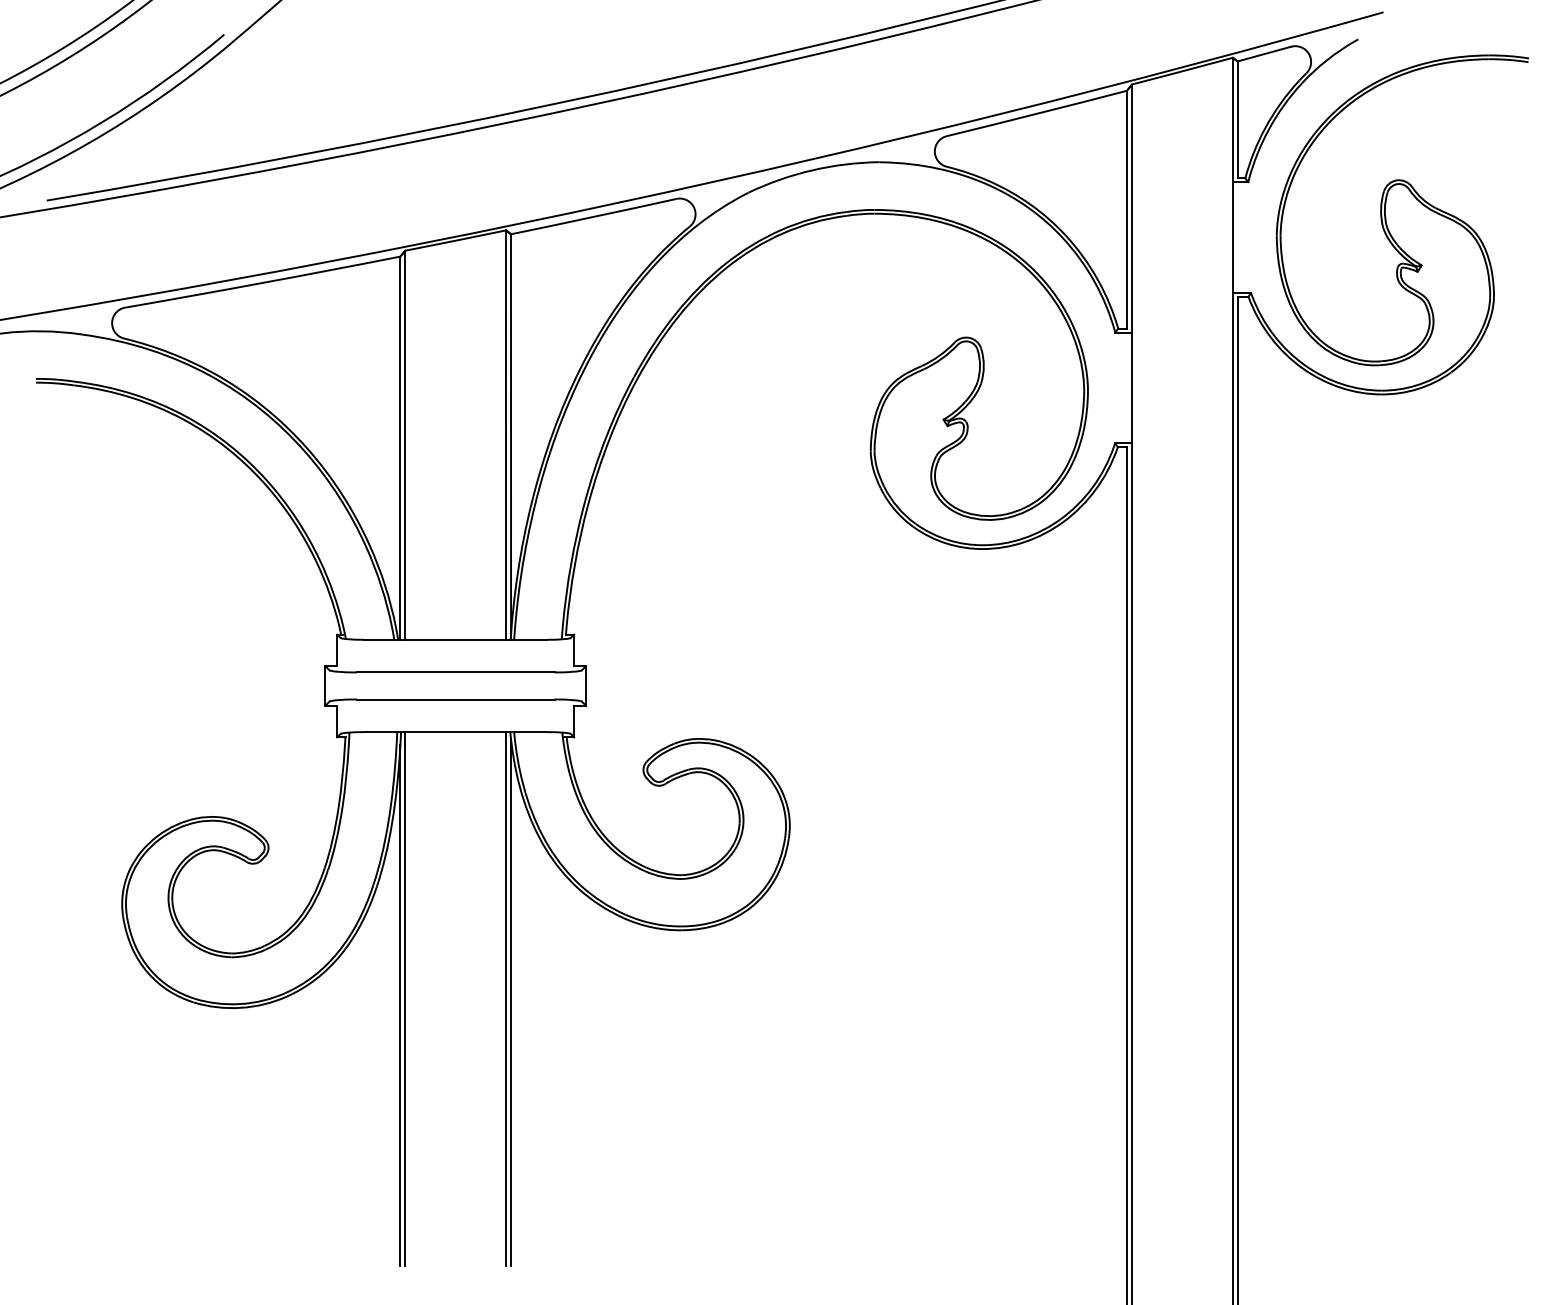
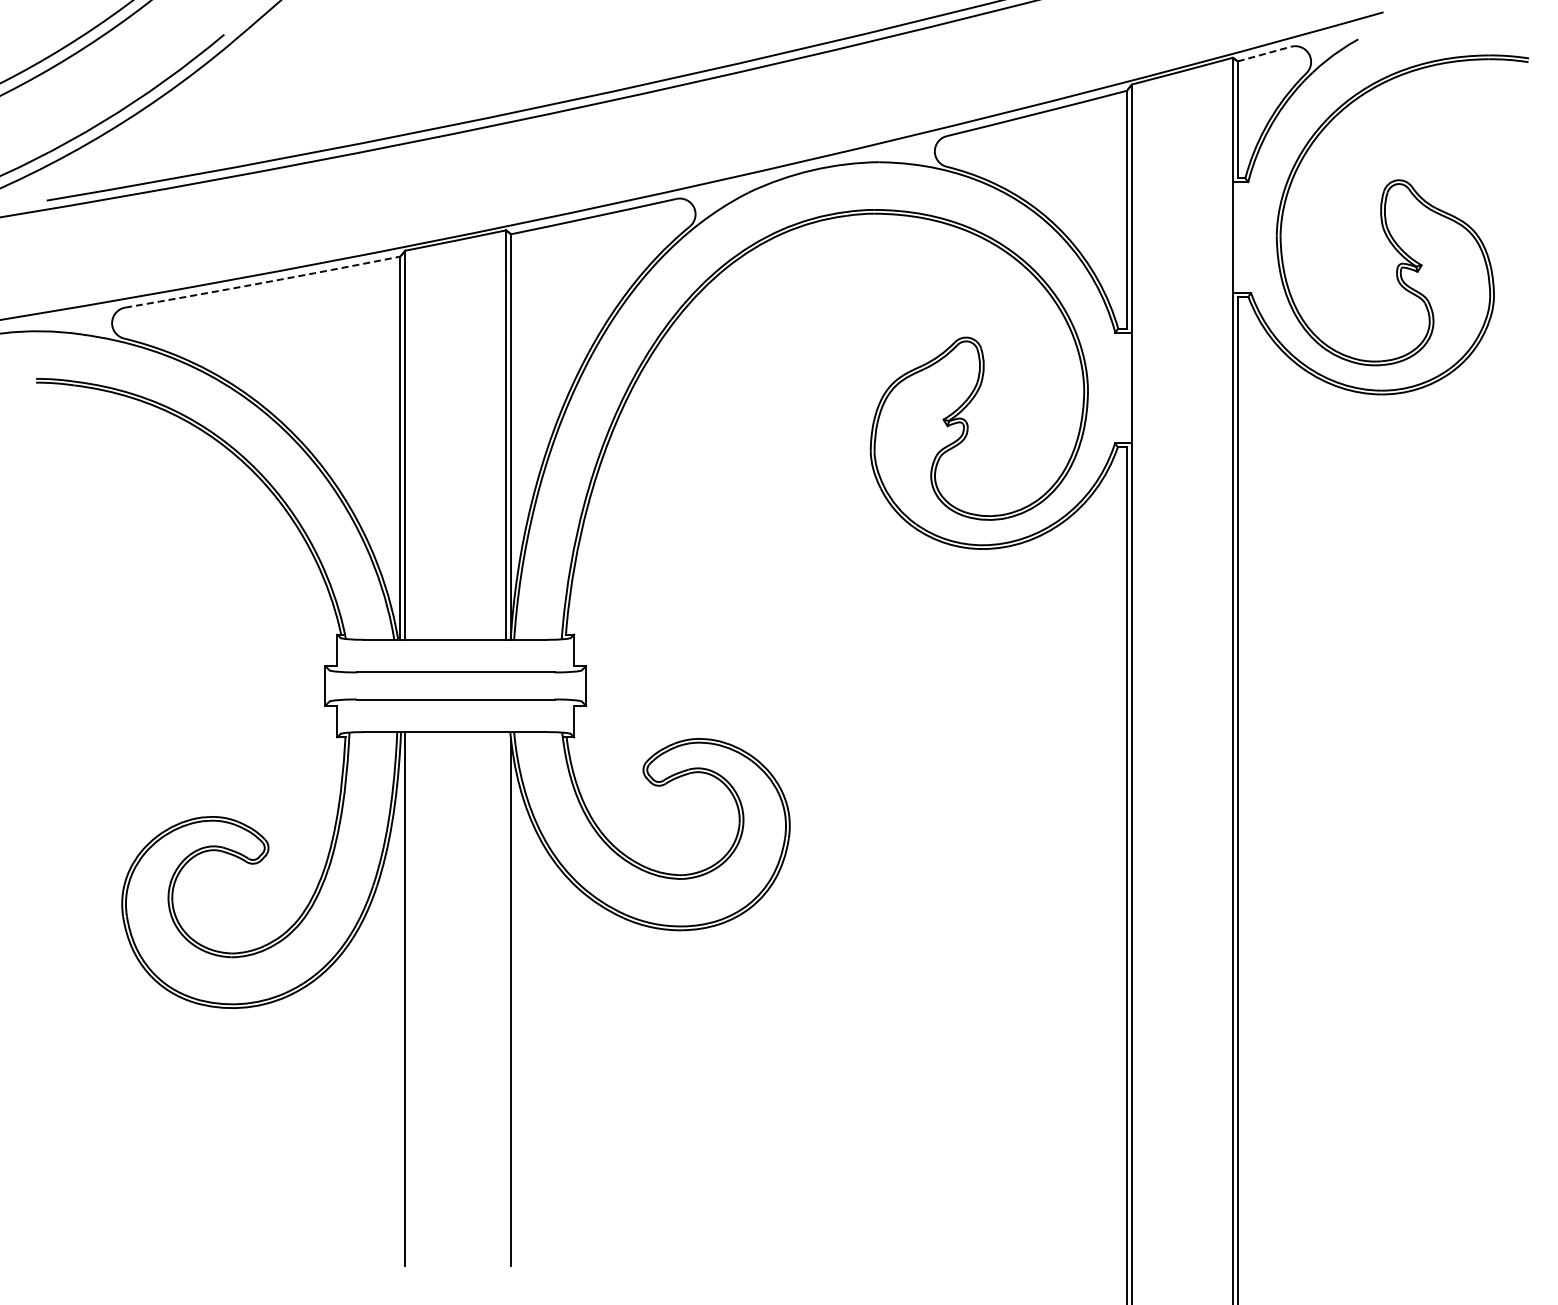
line: solid -> dashed (1264, 54)
arc: solid -> dashed (262, 282)
line: present -> none (506, 998)
line: present -> none (400, 1005)
